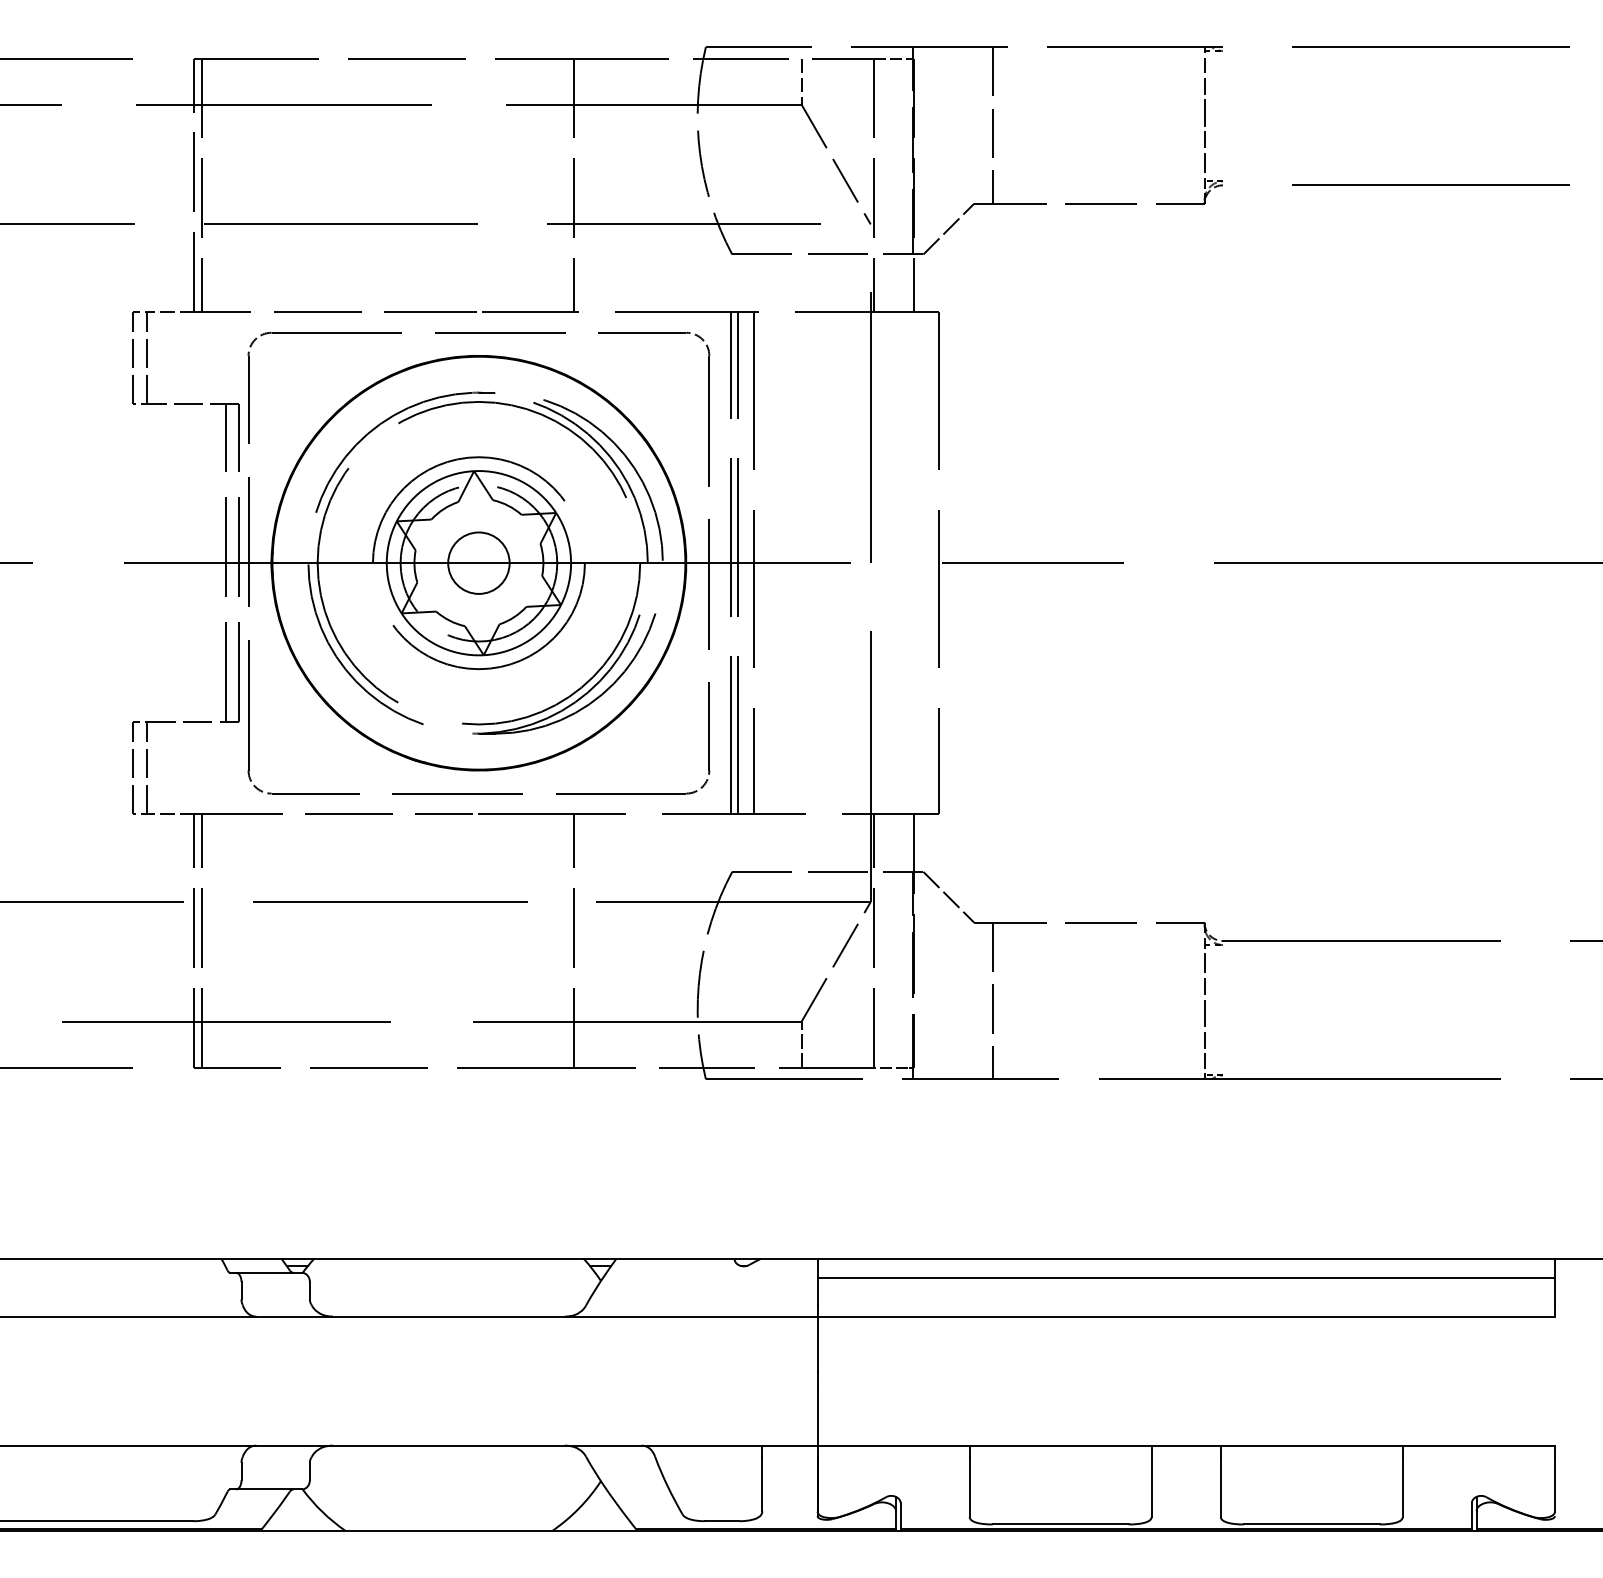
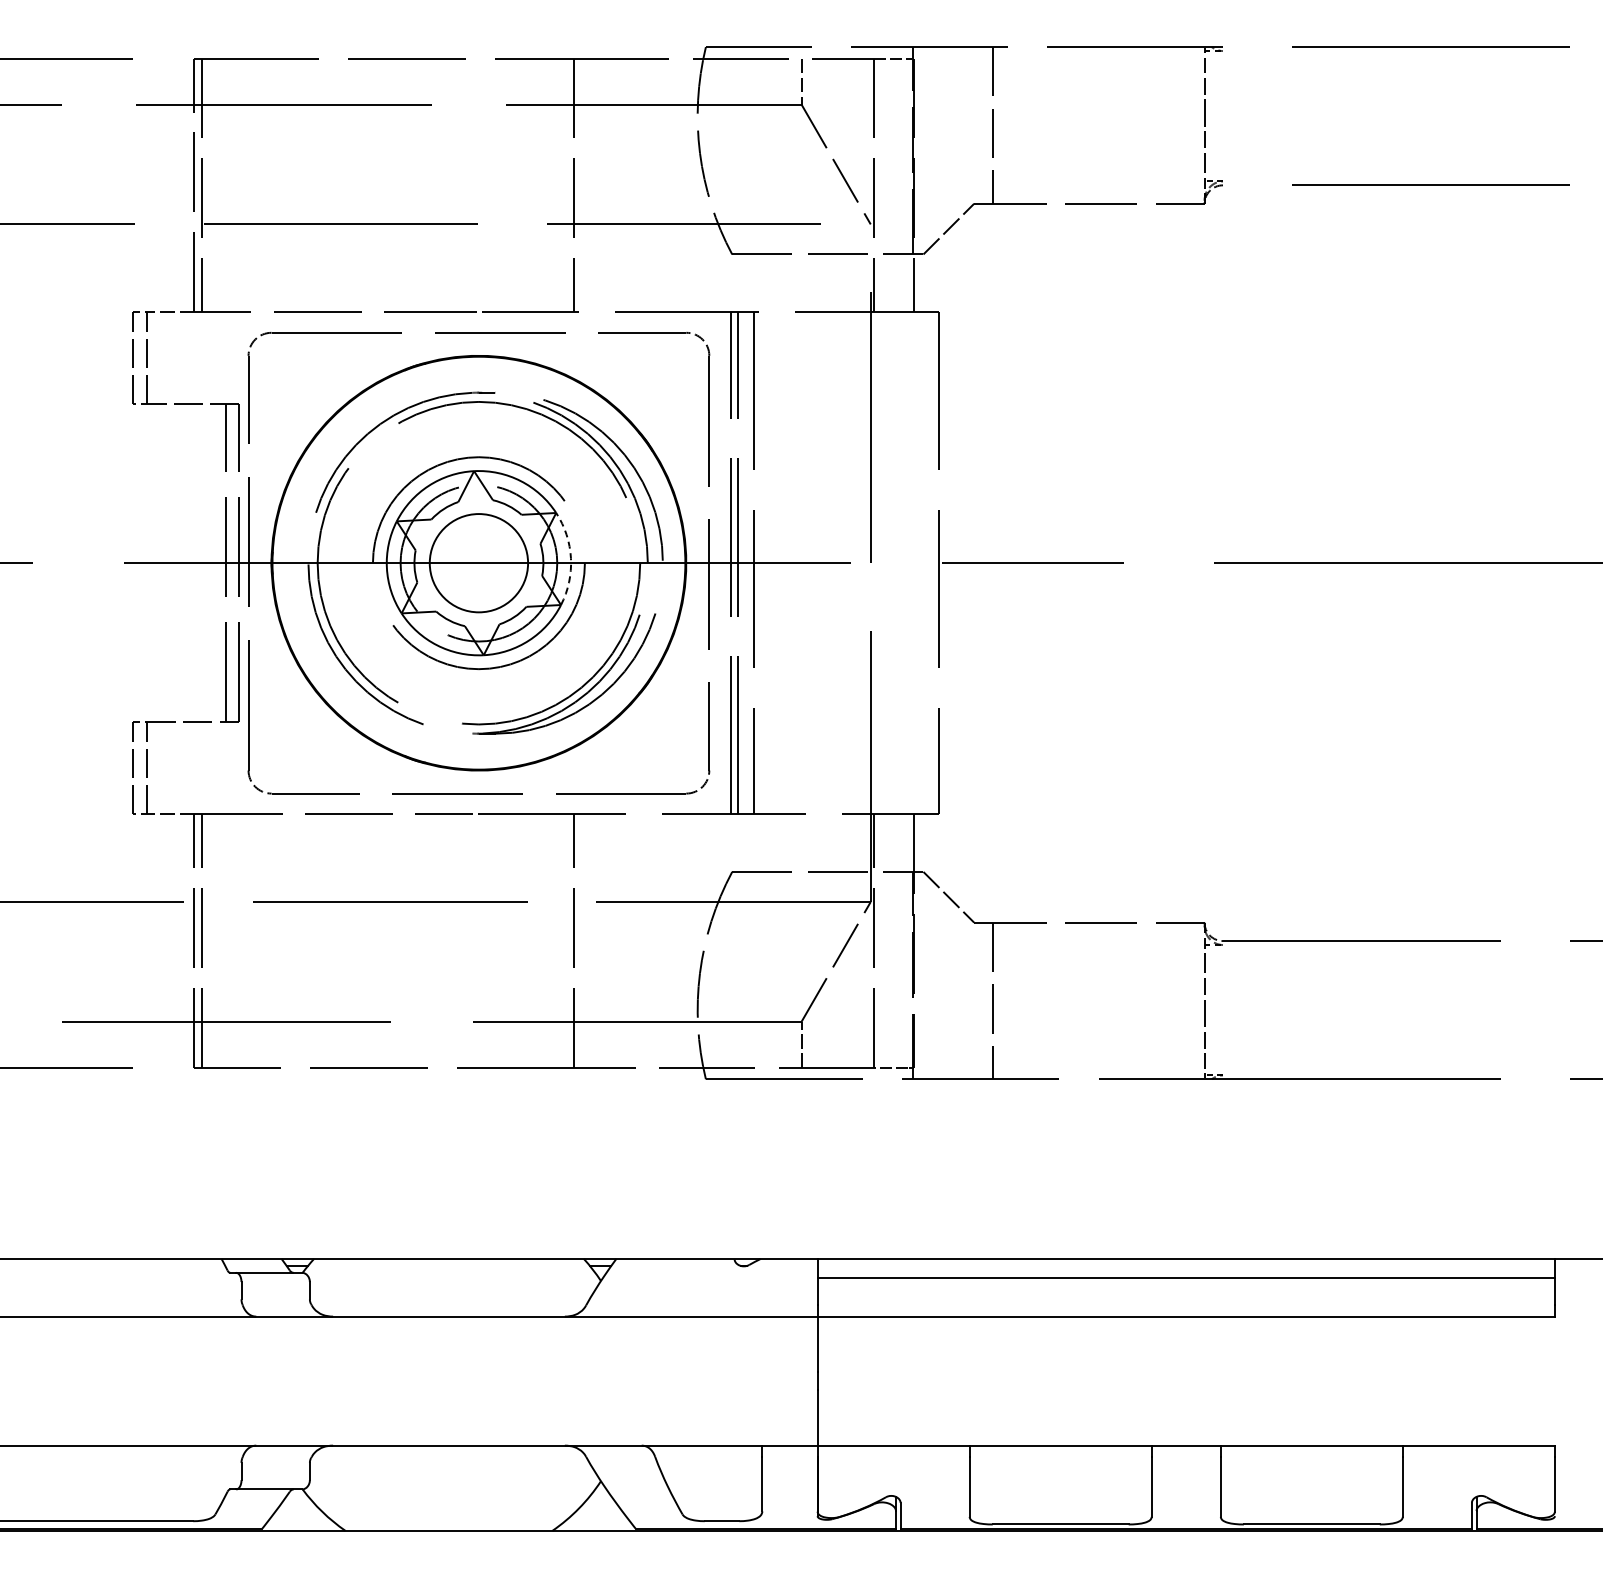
arc: solid -> dashed (570, 558)
circle diameter: 61 px -> 98 px (478, 563)
